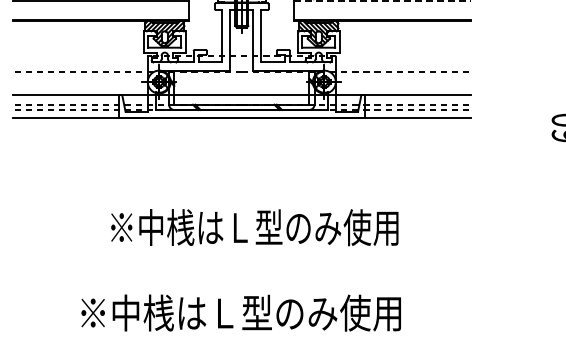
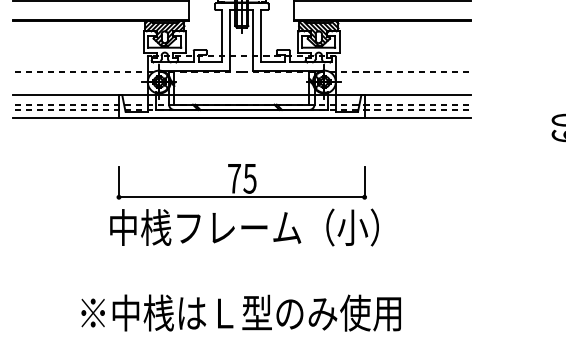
line: dashed -> solid (383, 0)
part: none -> present (241, 181)
text: ※中桟はＬ型のみ使用 -> 中桟フレーム（小） (254, 227)
